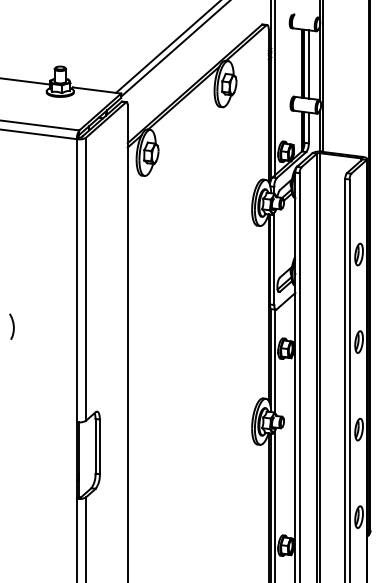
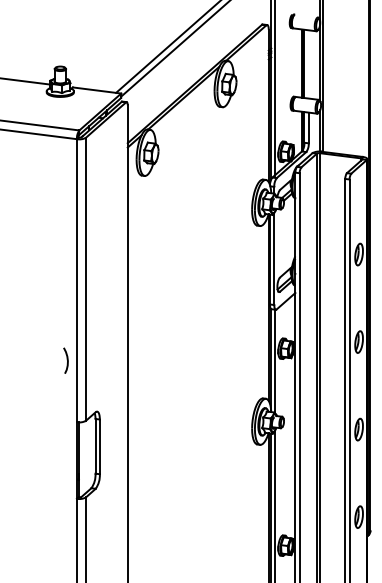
line: present -> none (308, 64)
curve position: (12, 325) -> (66, 359) (66, 359)
